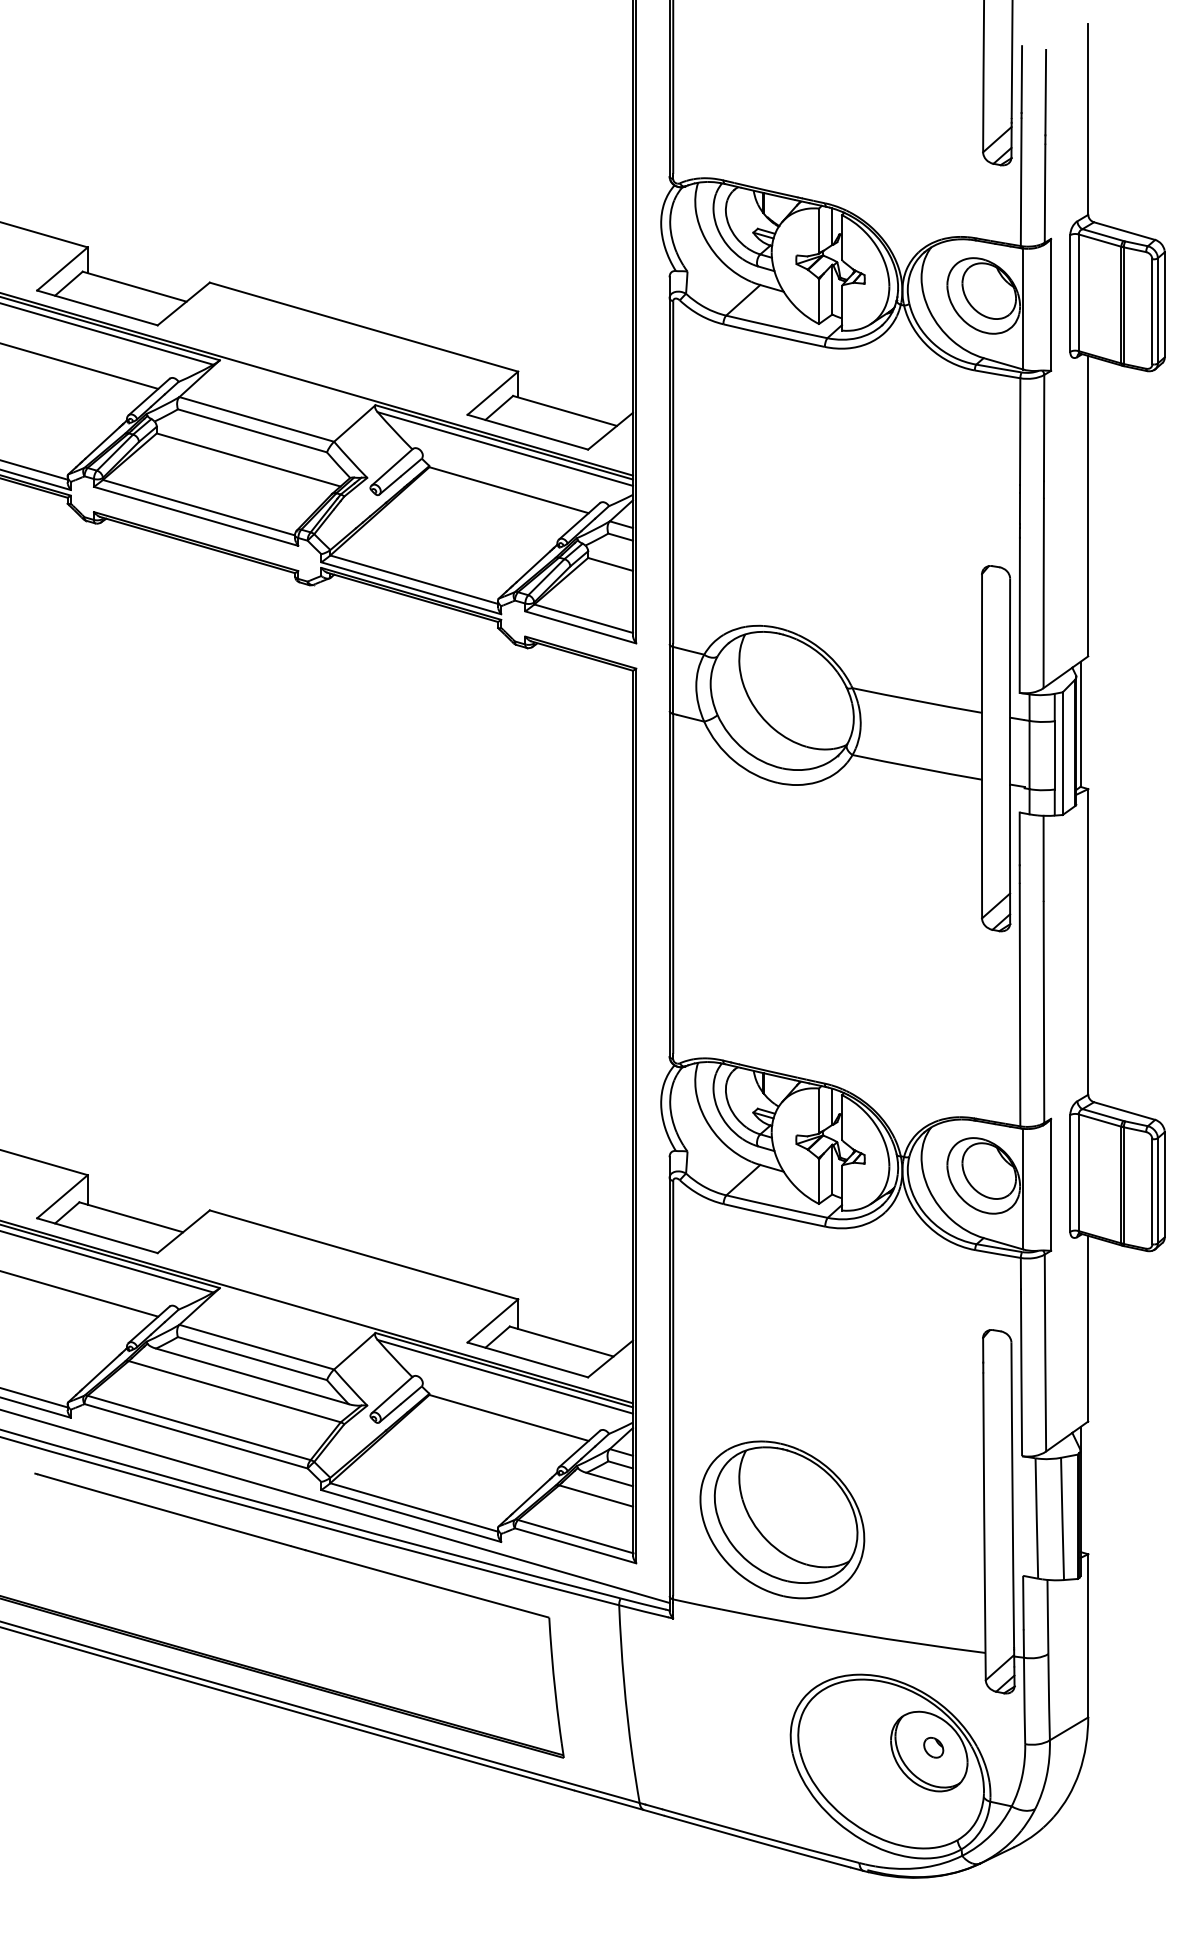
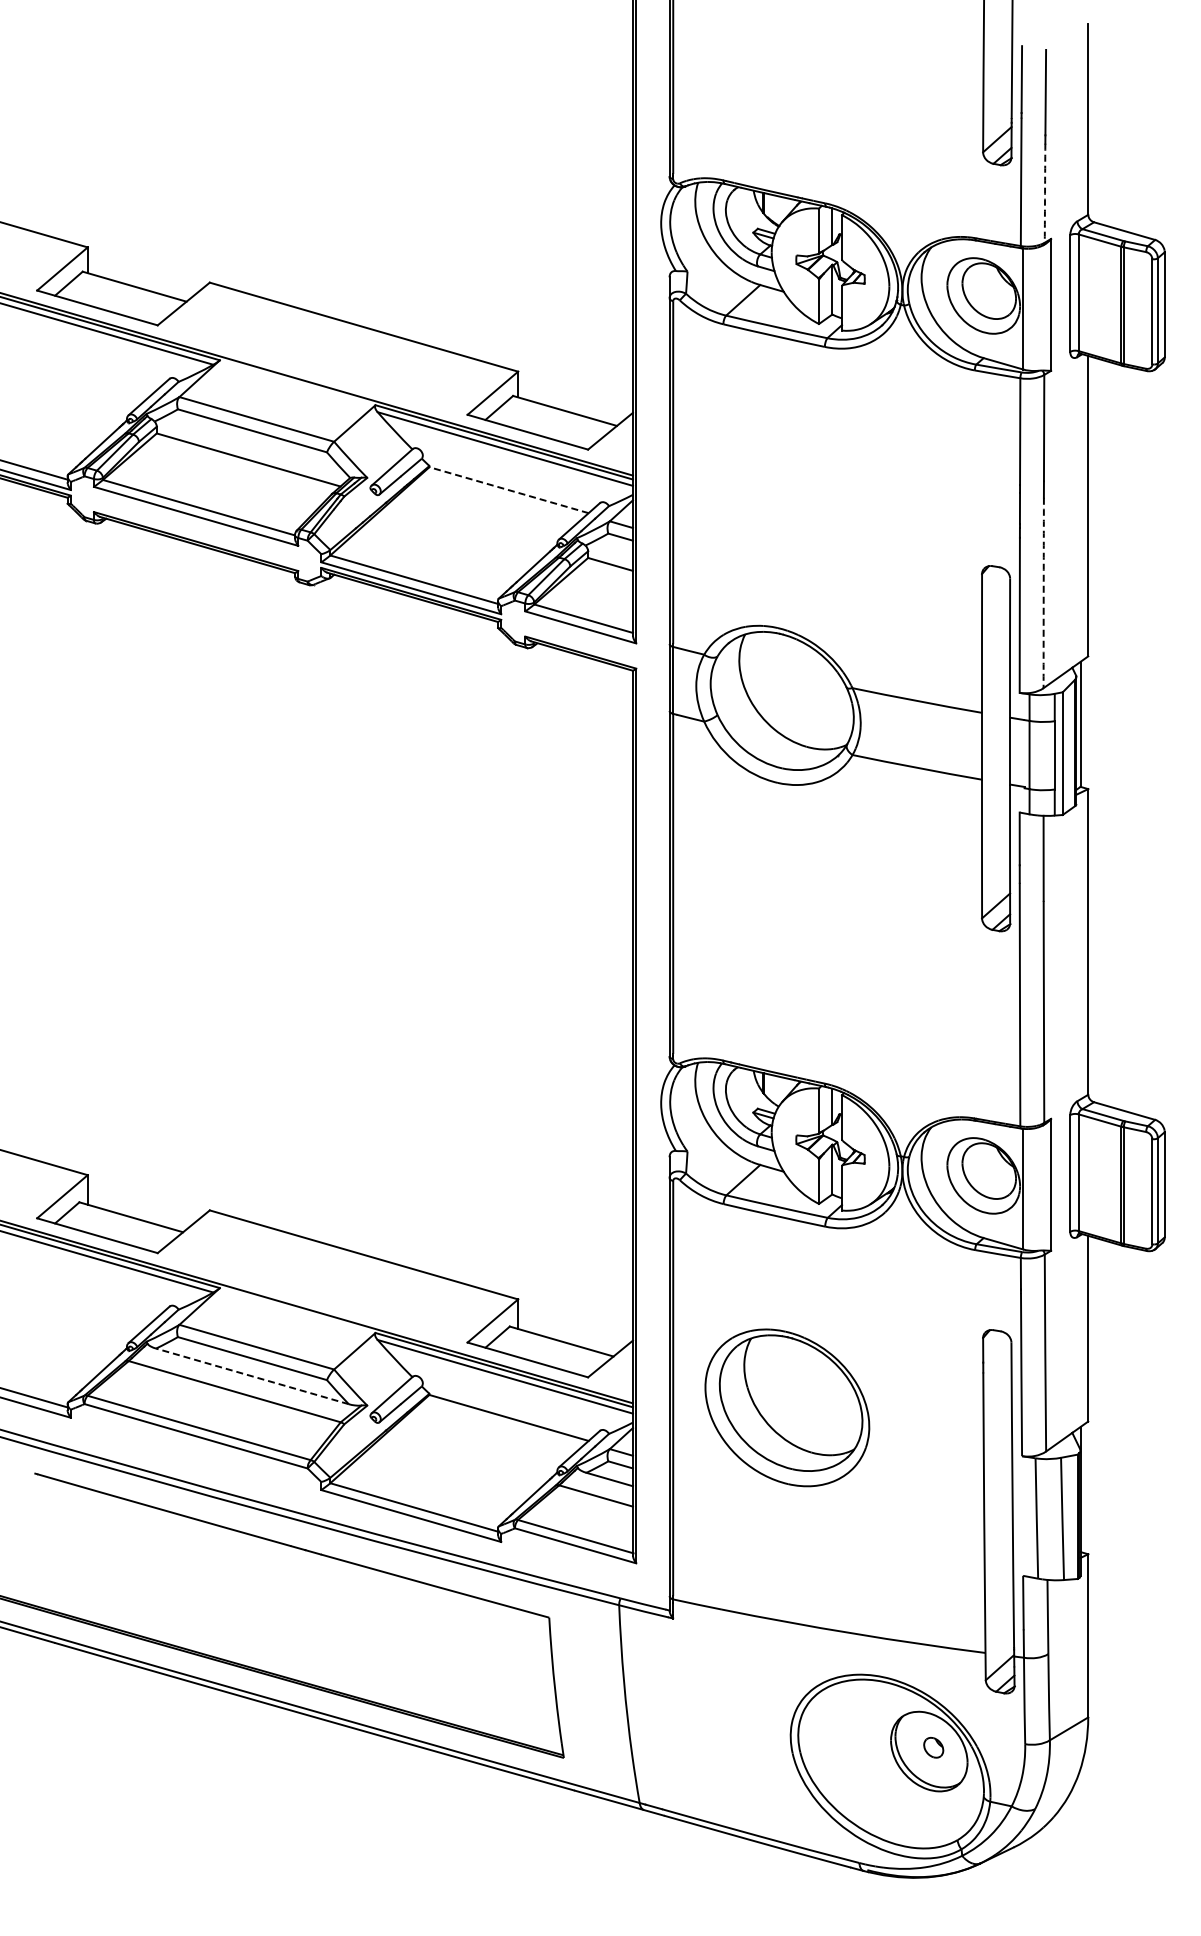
arc: solid -> dashed (1045, 193)
line: present -> none (80, 366)
line: solid -> dashed (509, 490)
arc: solid -> dashed (1043, 592)
line: present -> none (80, 1293)
line: solid -> dashed (251, 1376)
line: present -> none (335, 1506)
part position: (782, 1519) -> (787, 1407) (787, 1407)
